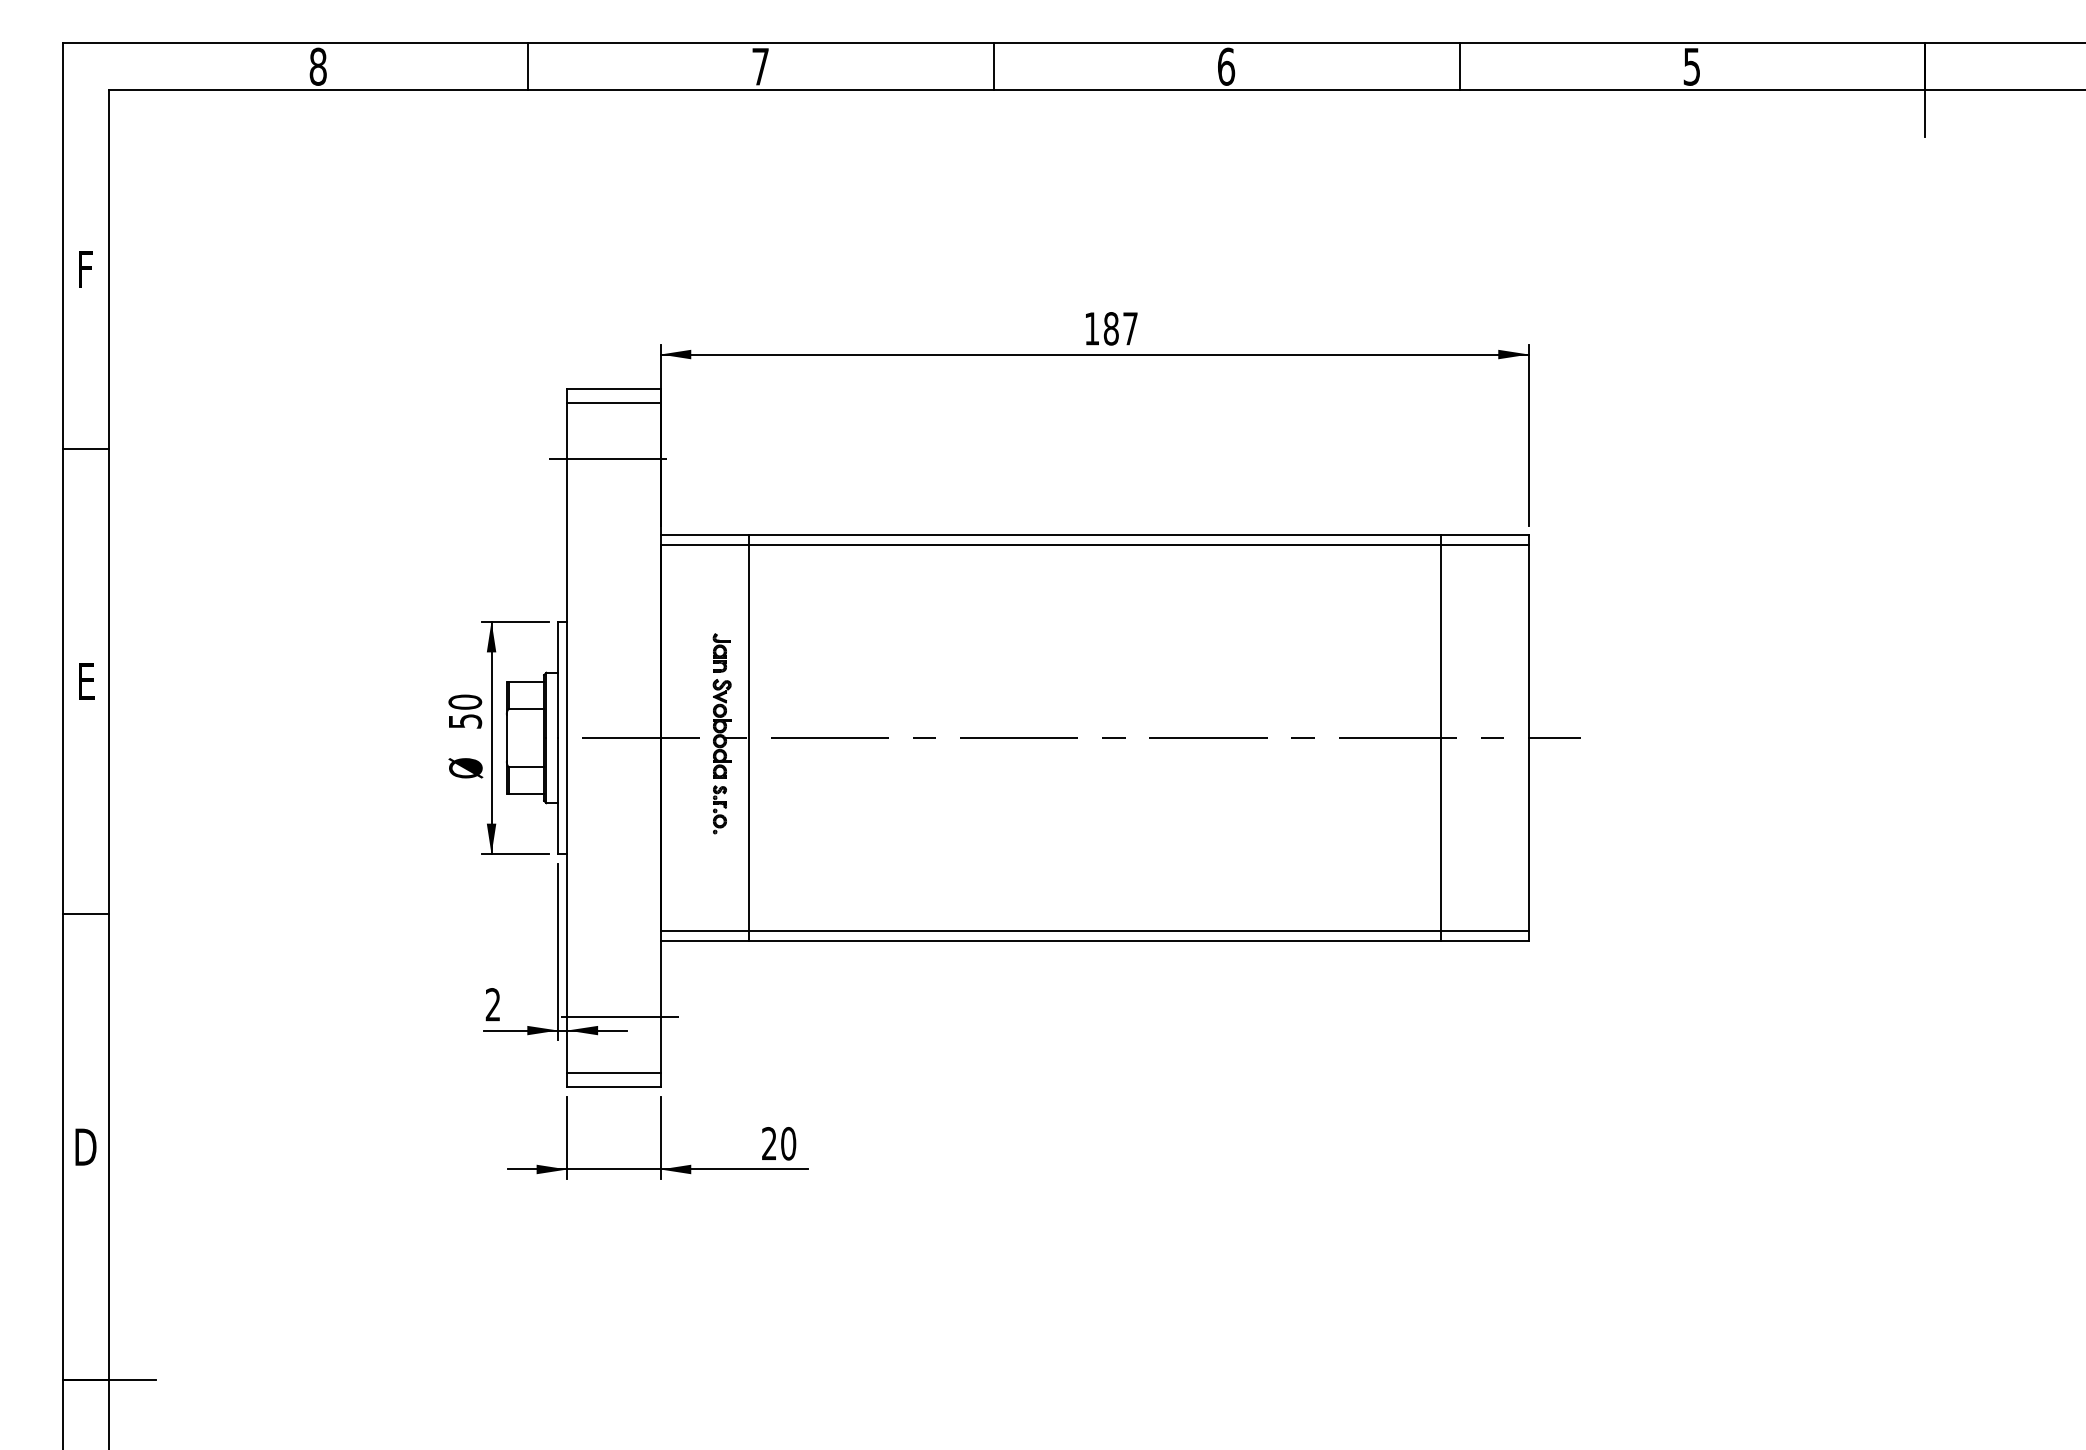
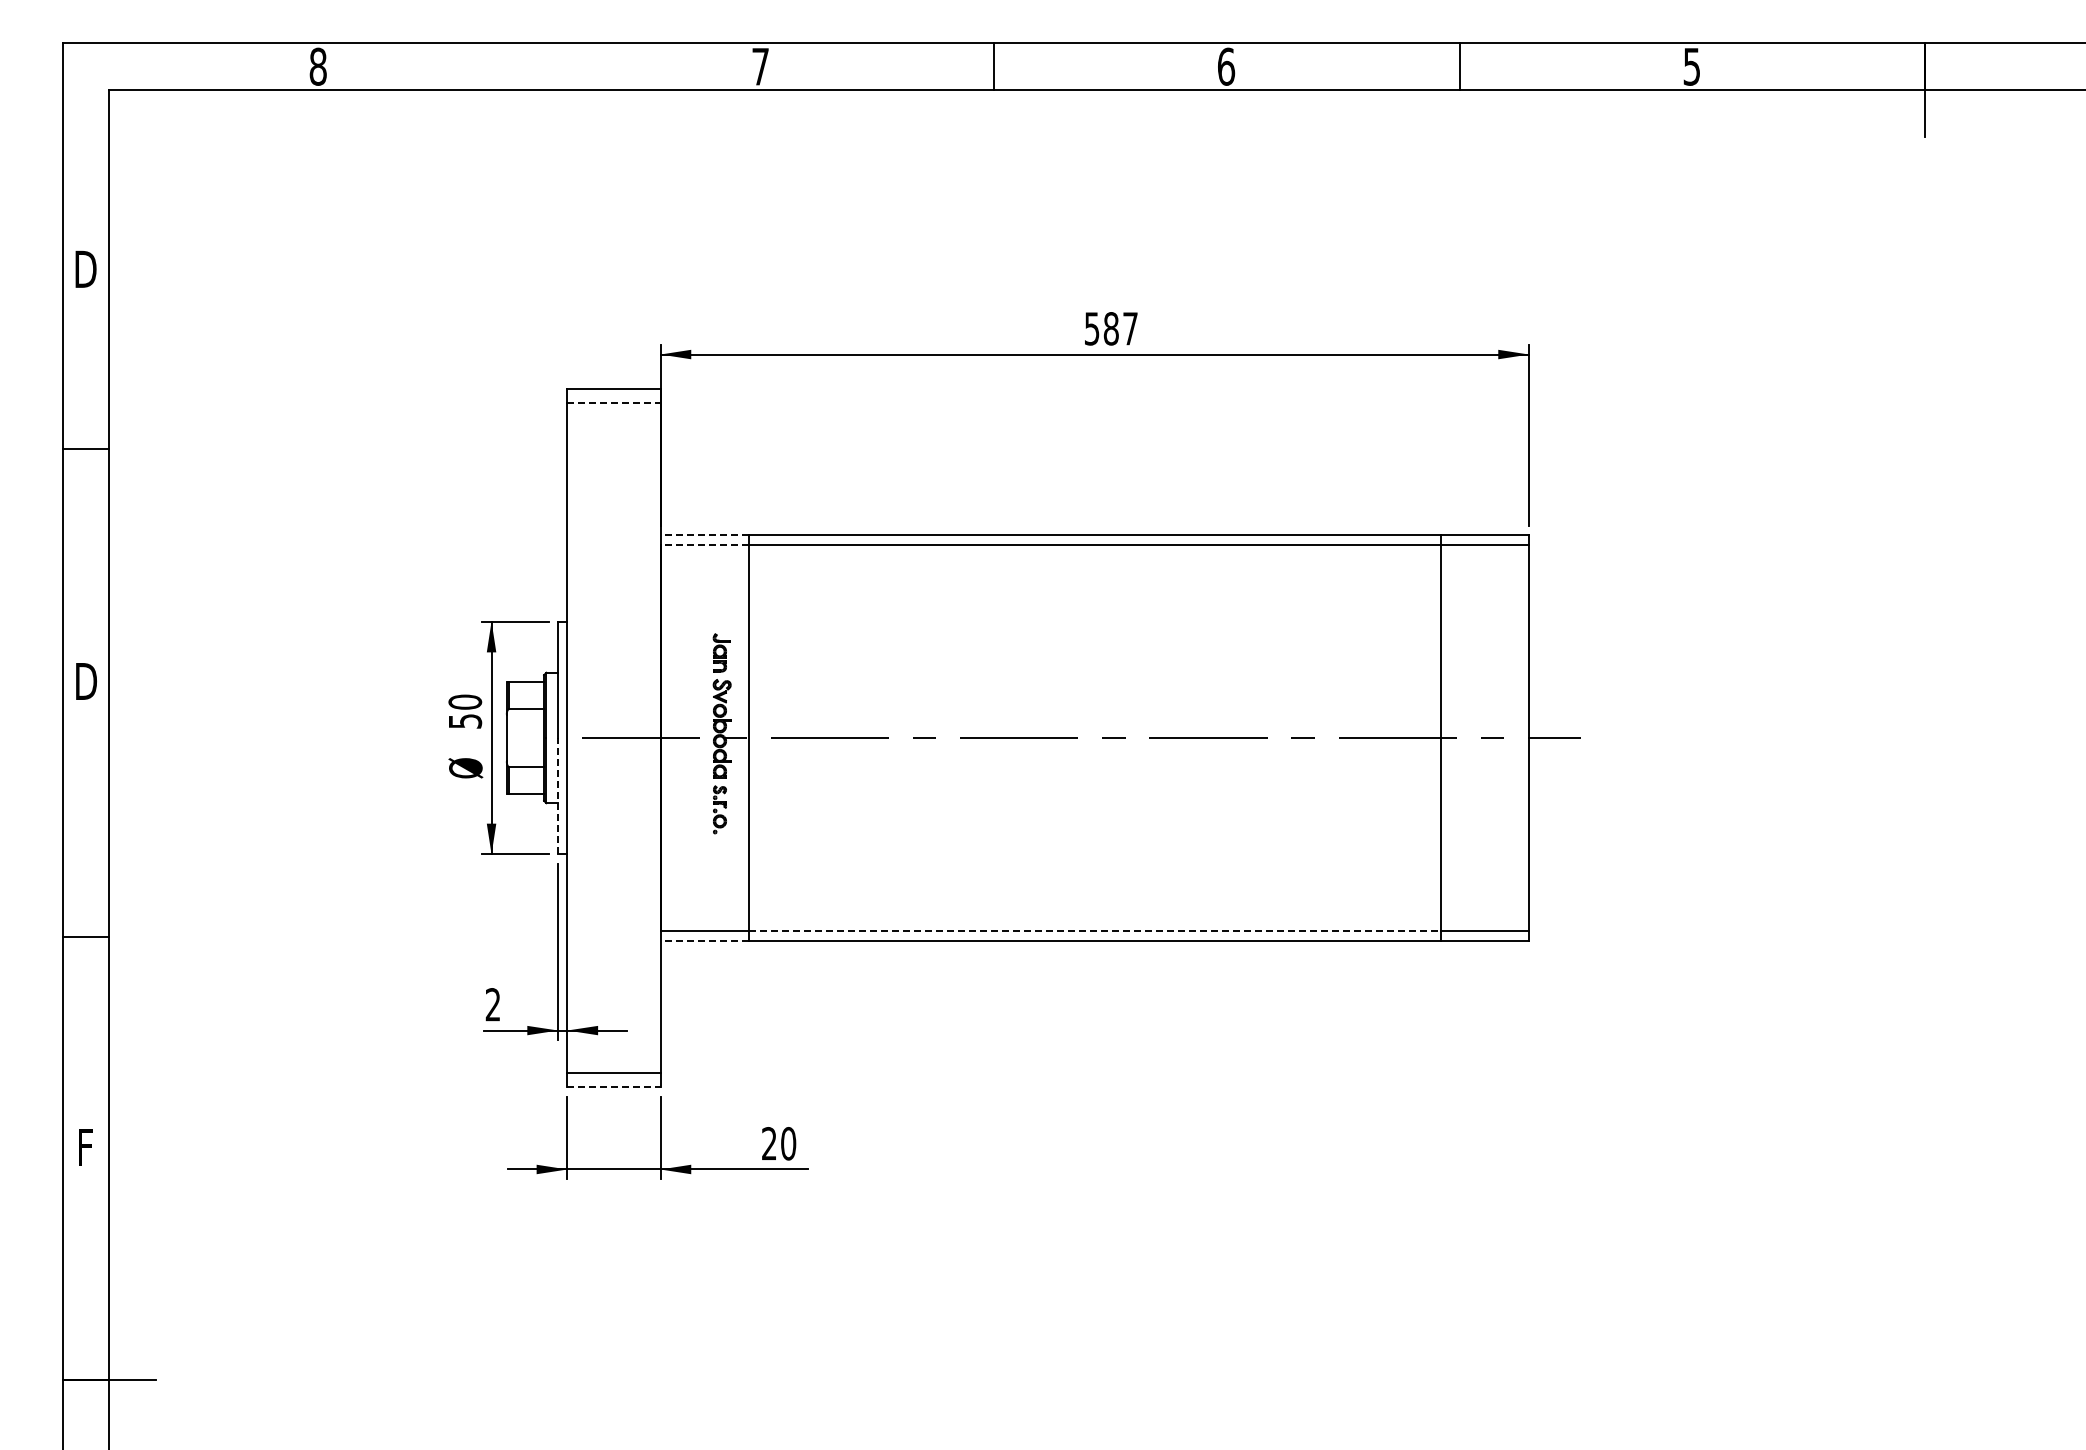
line: present -> none (528, 66)
text: F -> D (85, 268)
text: 187 -> 587 (1092, 328)
line: solid -> dashed (613, 402)
line: present -> none (613, 458)
line: solid -> dashed (704, 535)
line: solid -> dashed (704, 544)
text: E -> D (86, 681)
line: solid -> dashed (558, 795)
line position: (85, 914) -> (85, 937) (85, 937)
line: solid -> dashed (1094, 931)
line: solid -> dashed (704, 940)
line: present -> none (613, 1017)
line: solid -> dashed (613, 1087)
text: D -> F (85, 1146)
